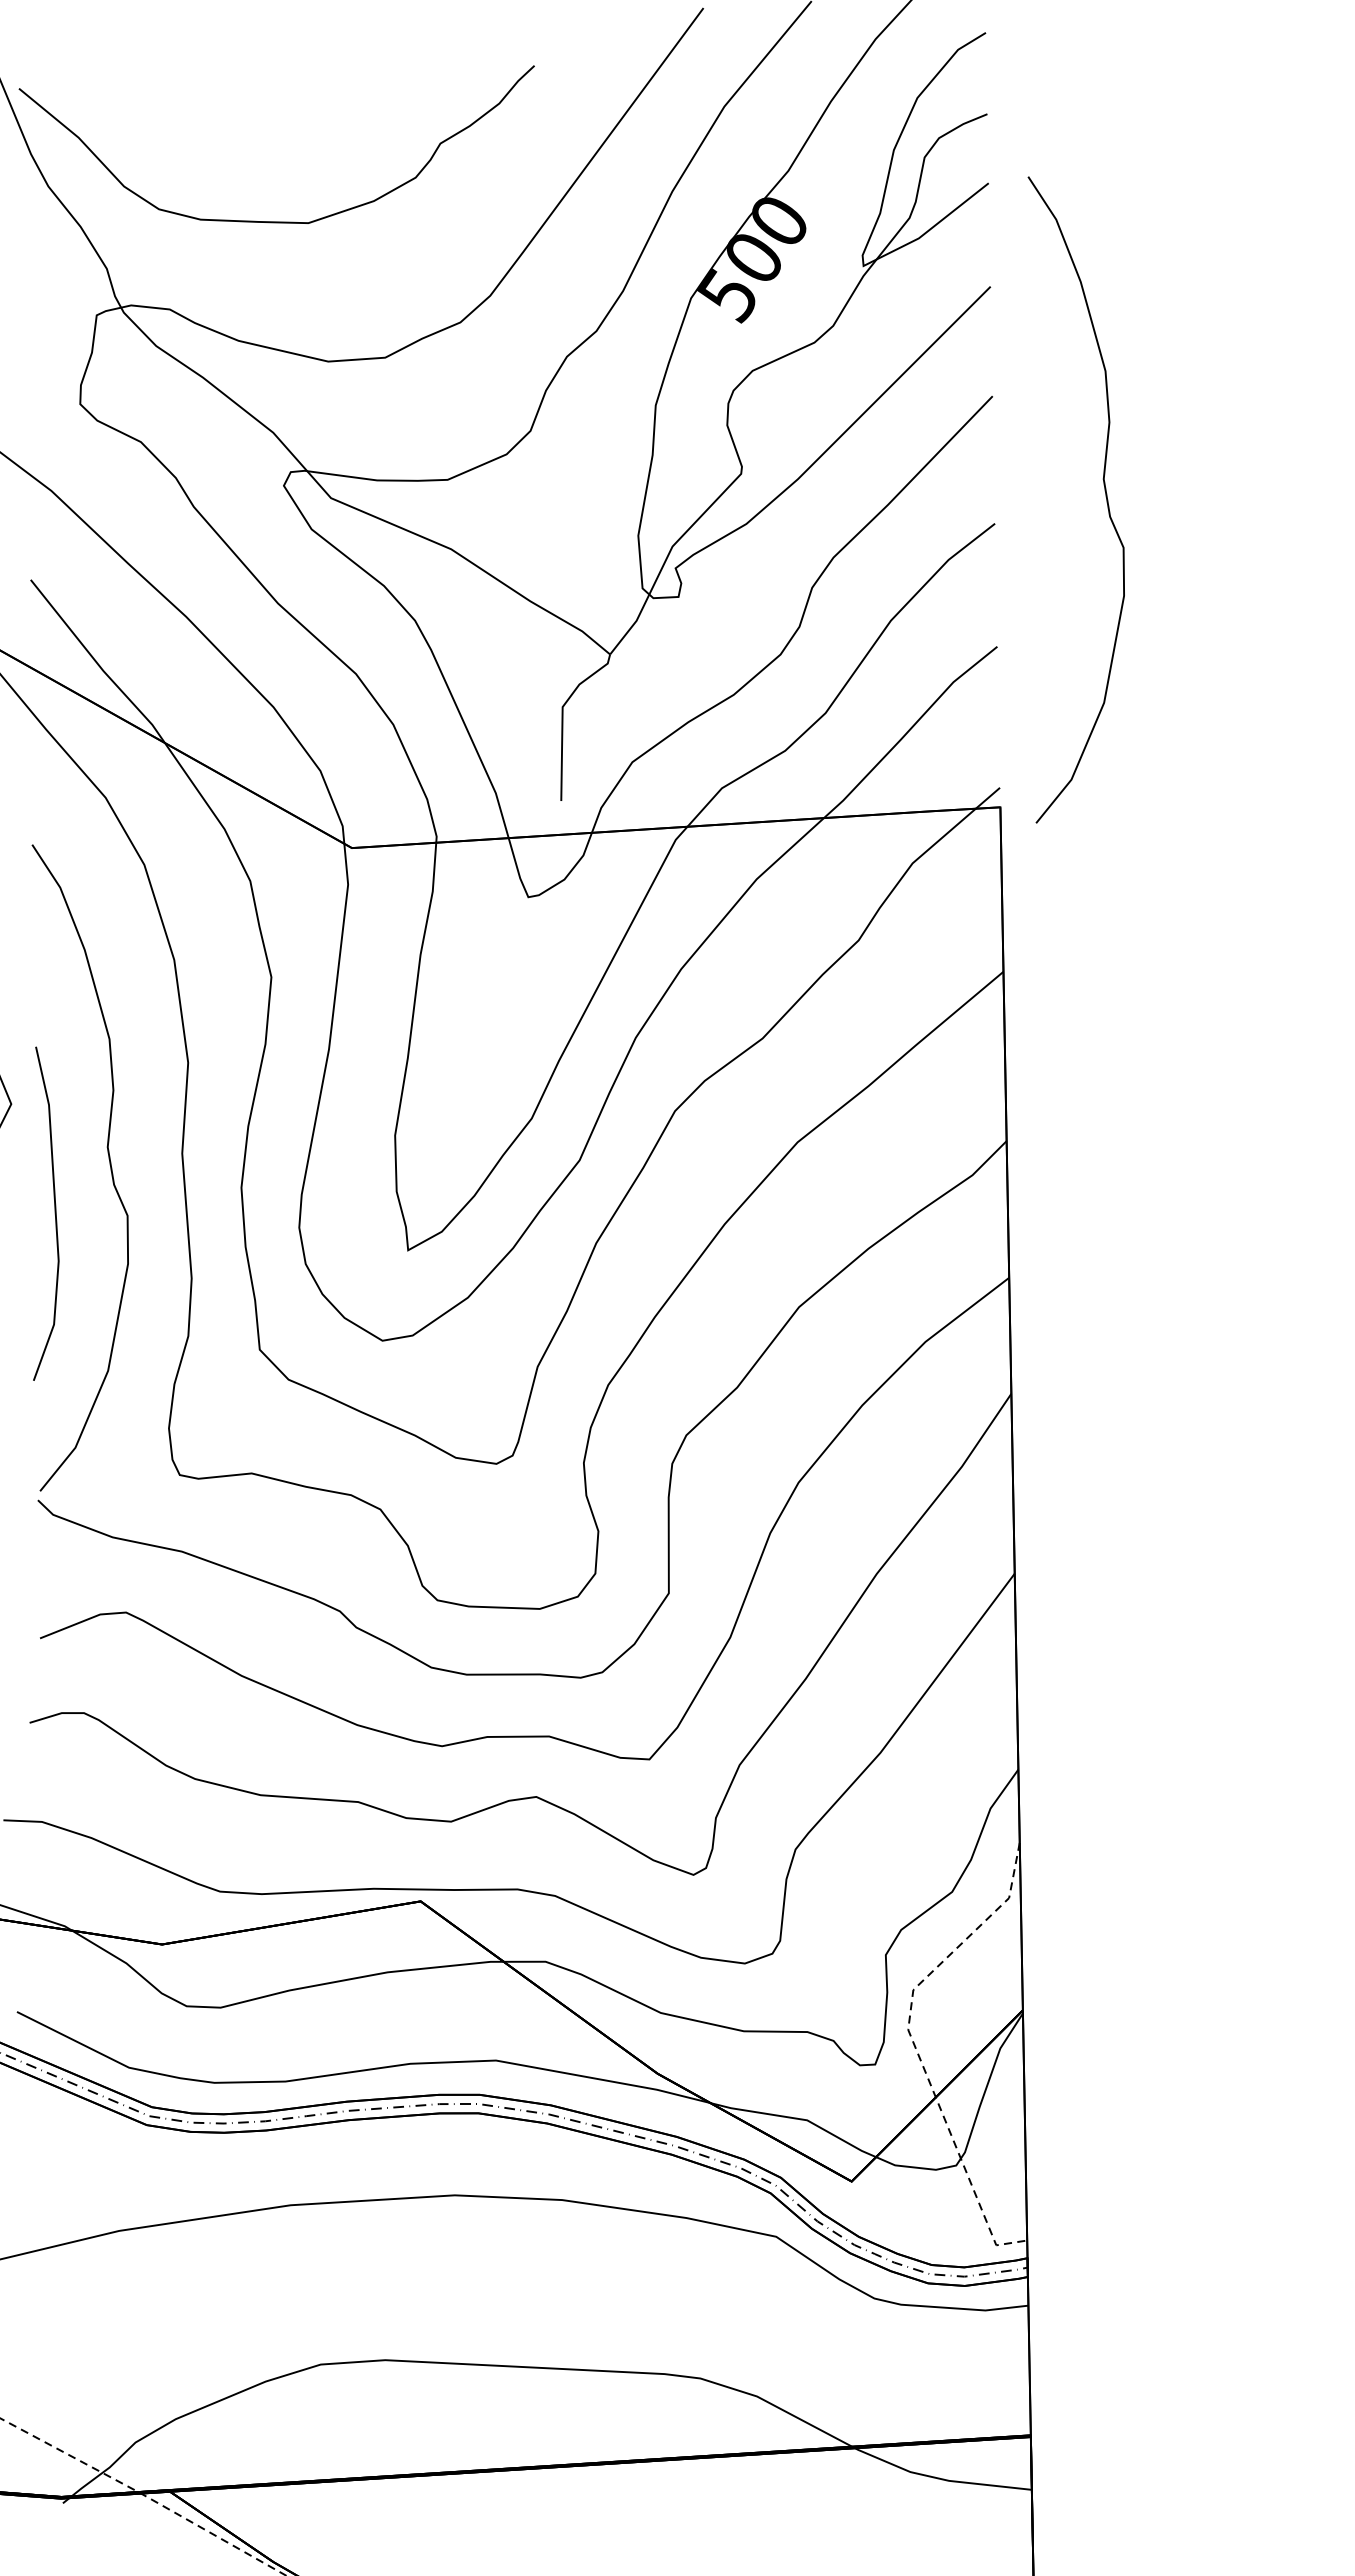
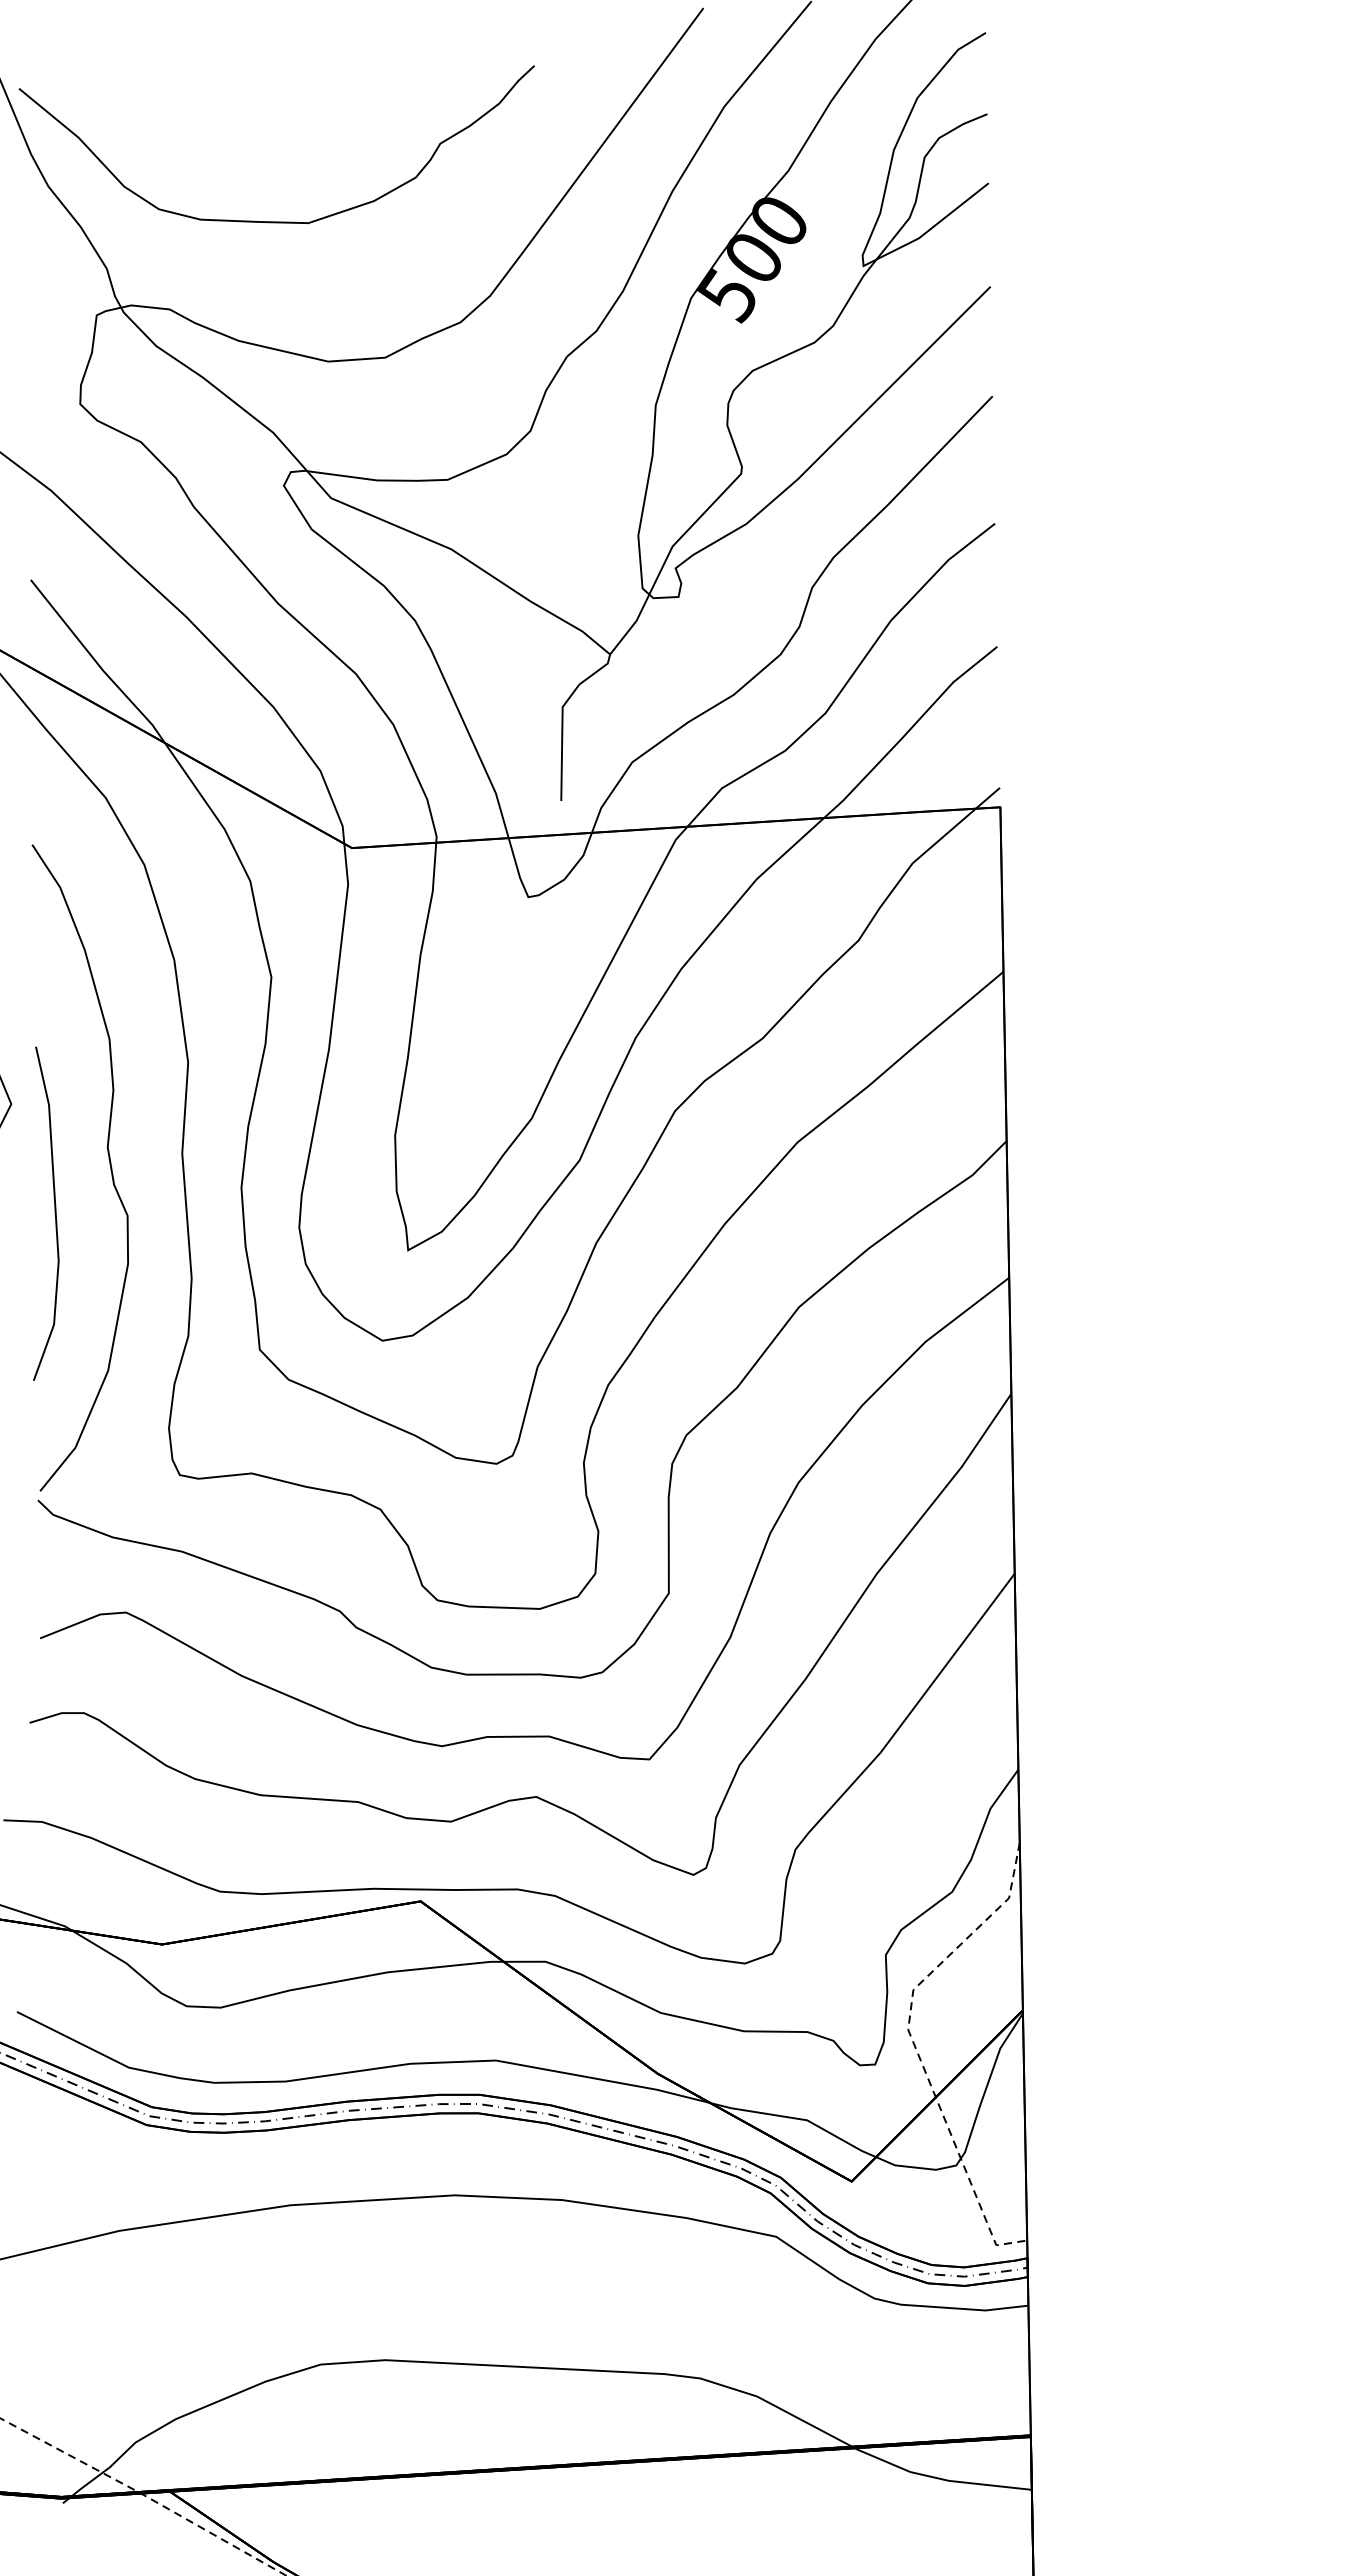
curve: present -> none (1105, 497)
